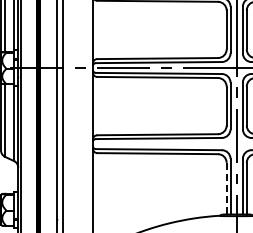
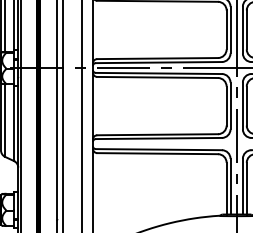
line: none -> present (82, 115)
line: dashed -> solid (226, 188)
